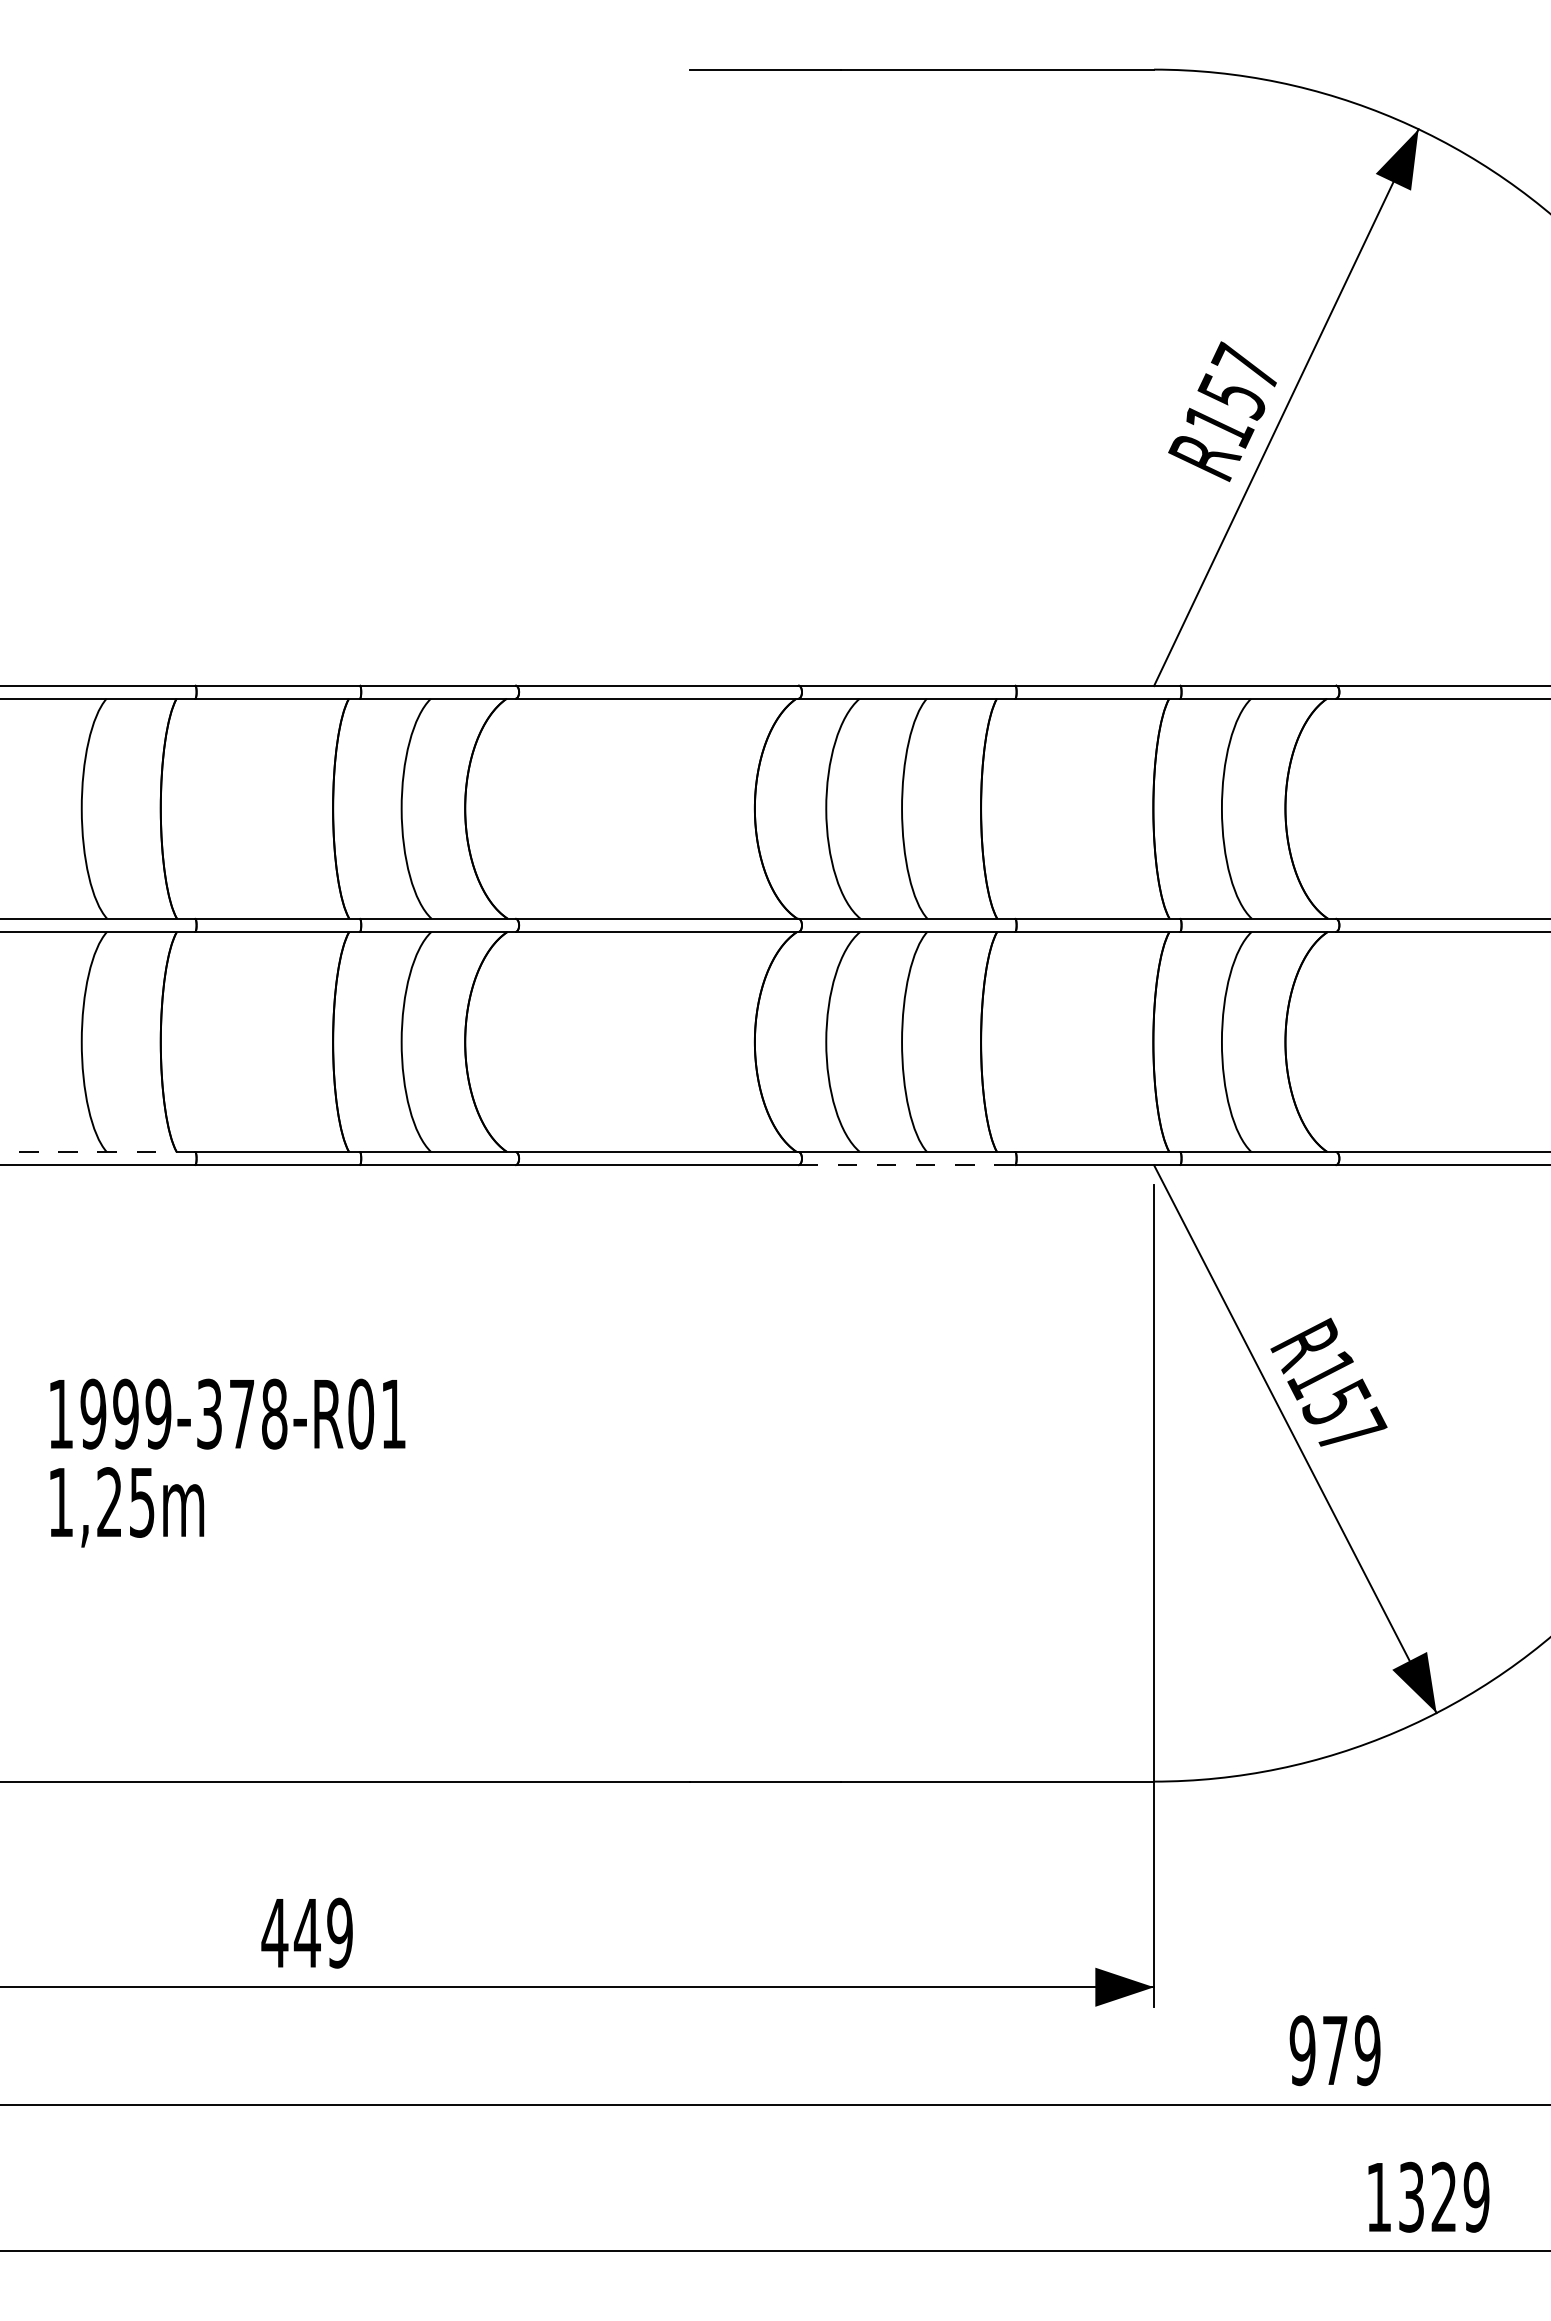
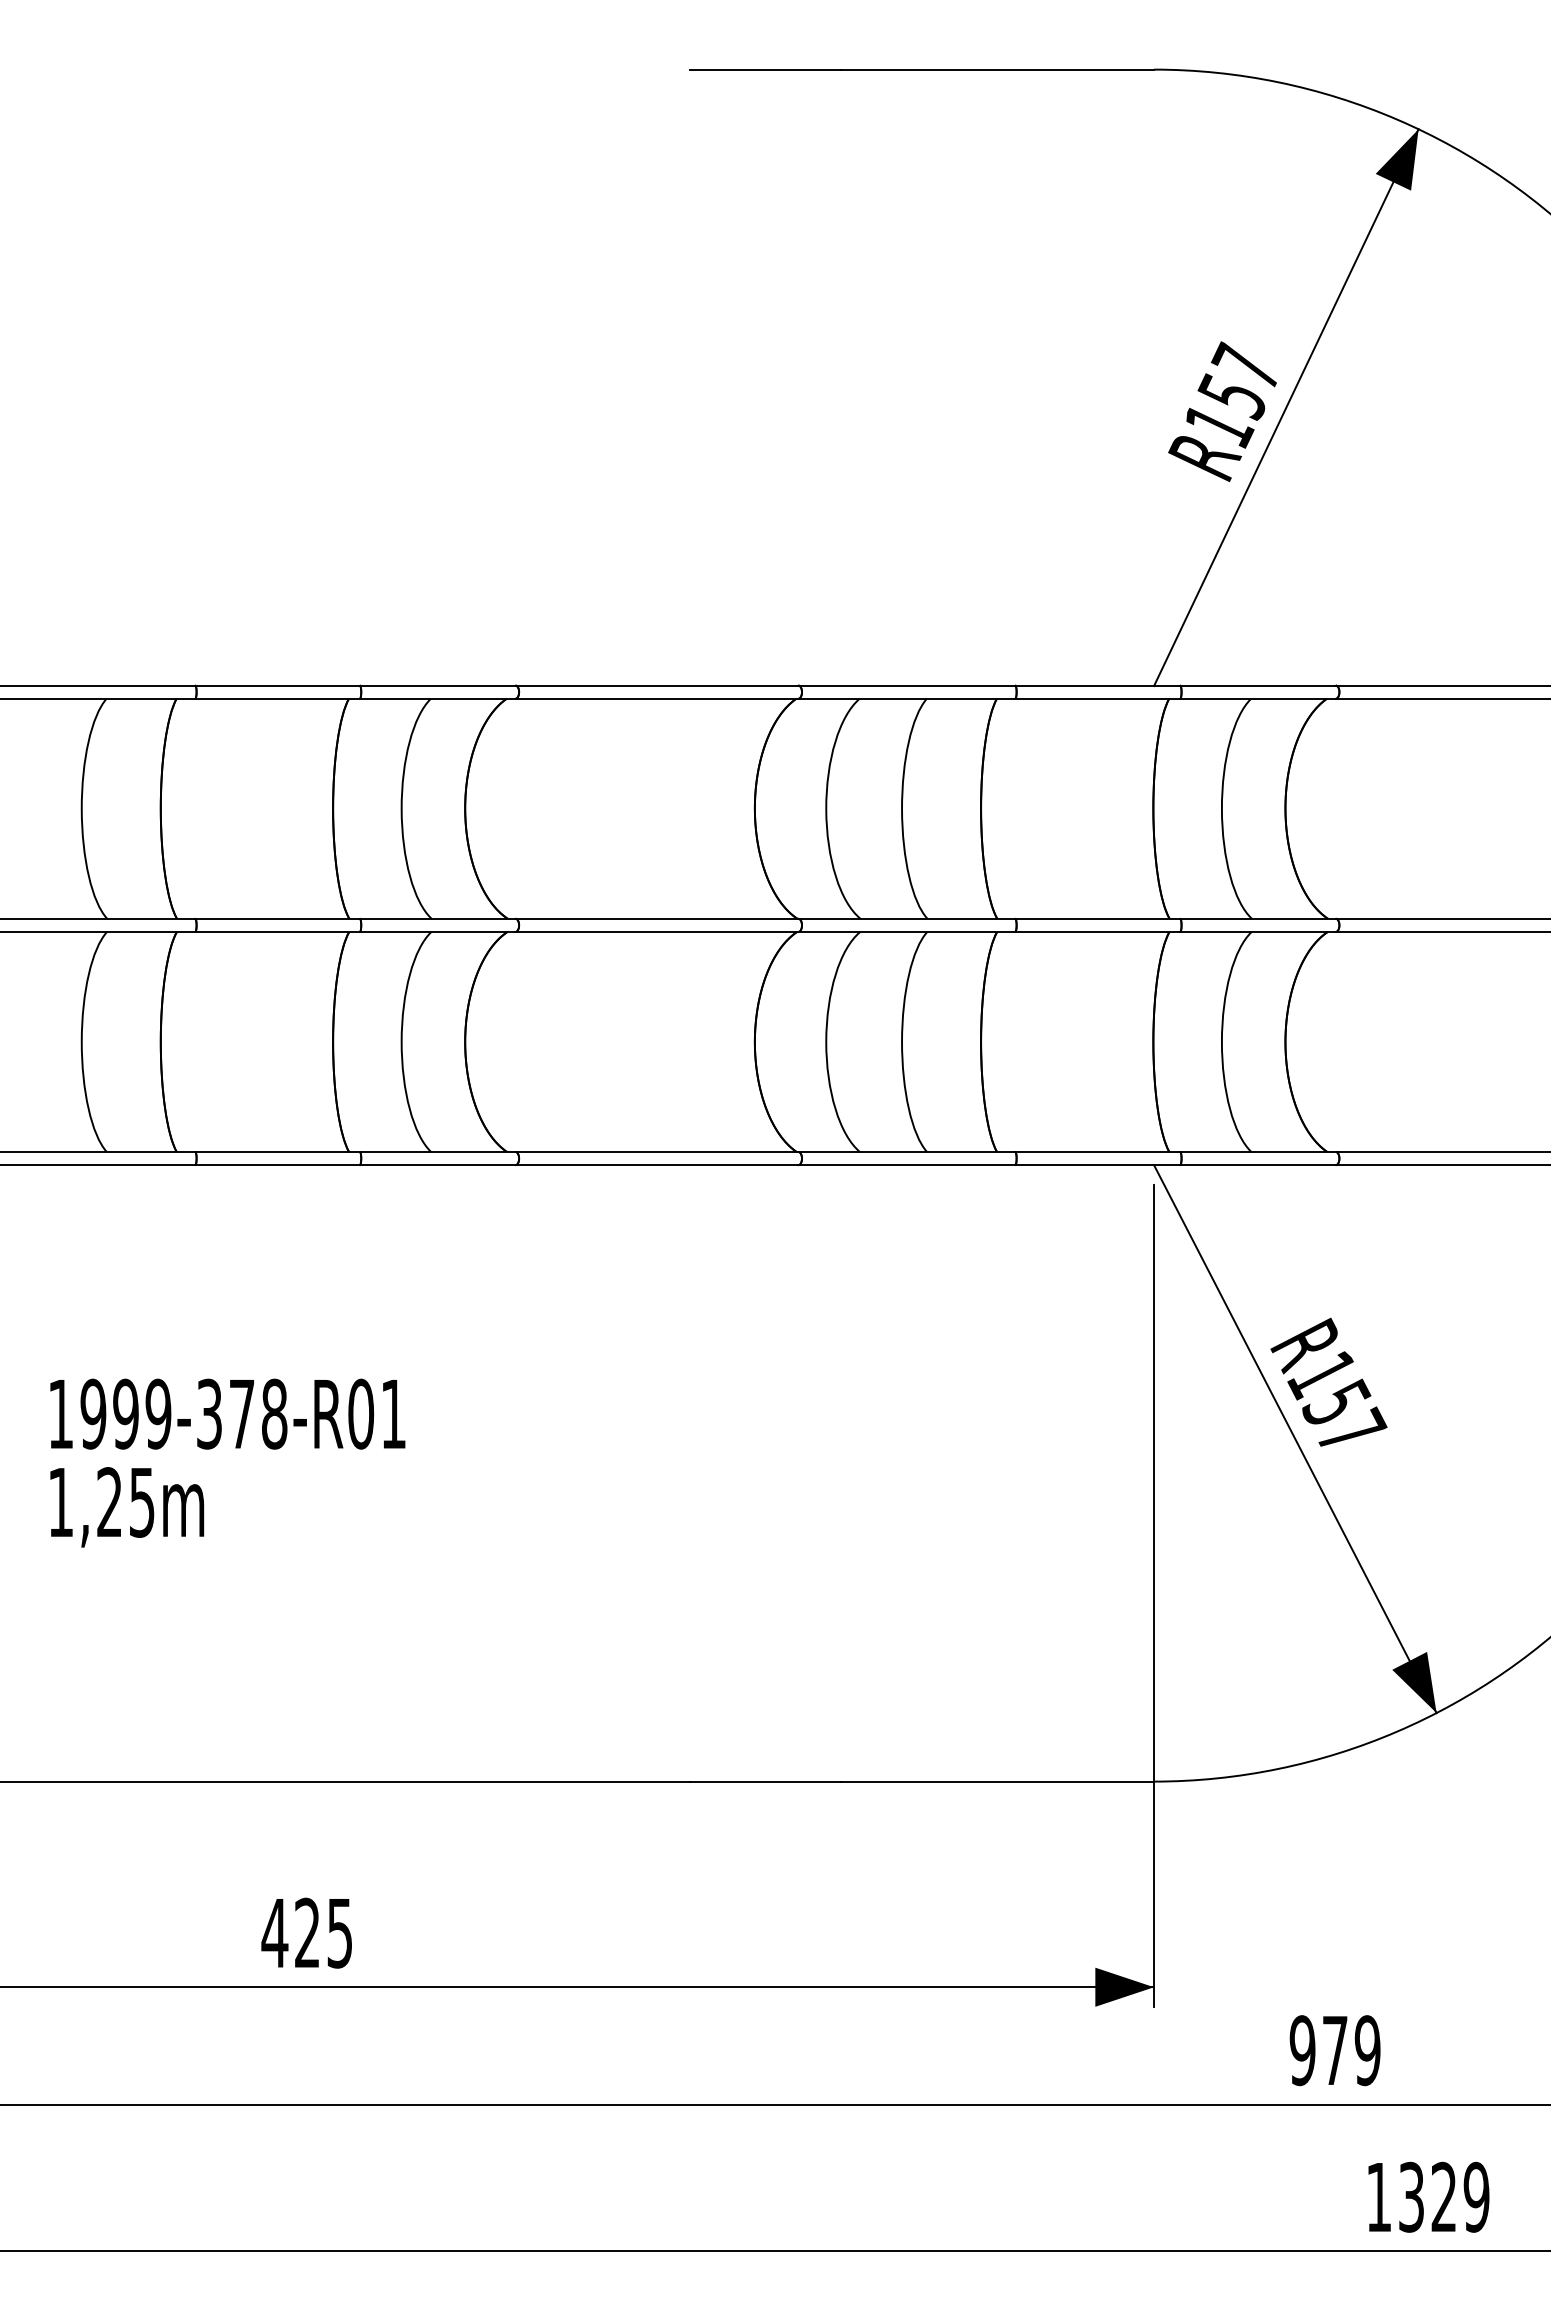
line: dashed -> solid (97, 1151)
line: dashed -> solid (907, 1165)
text: 449 -> 425 (322, 1932)
